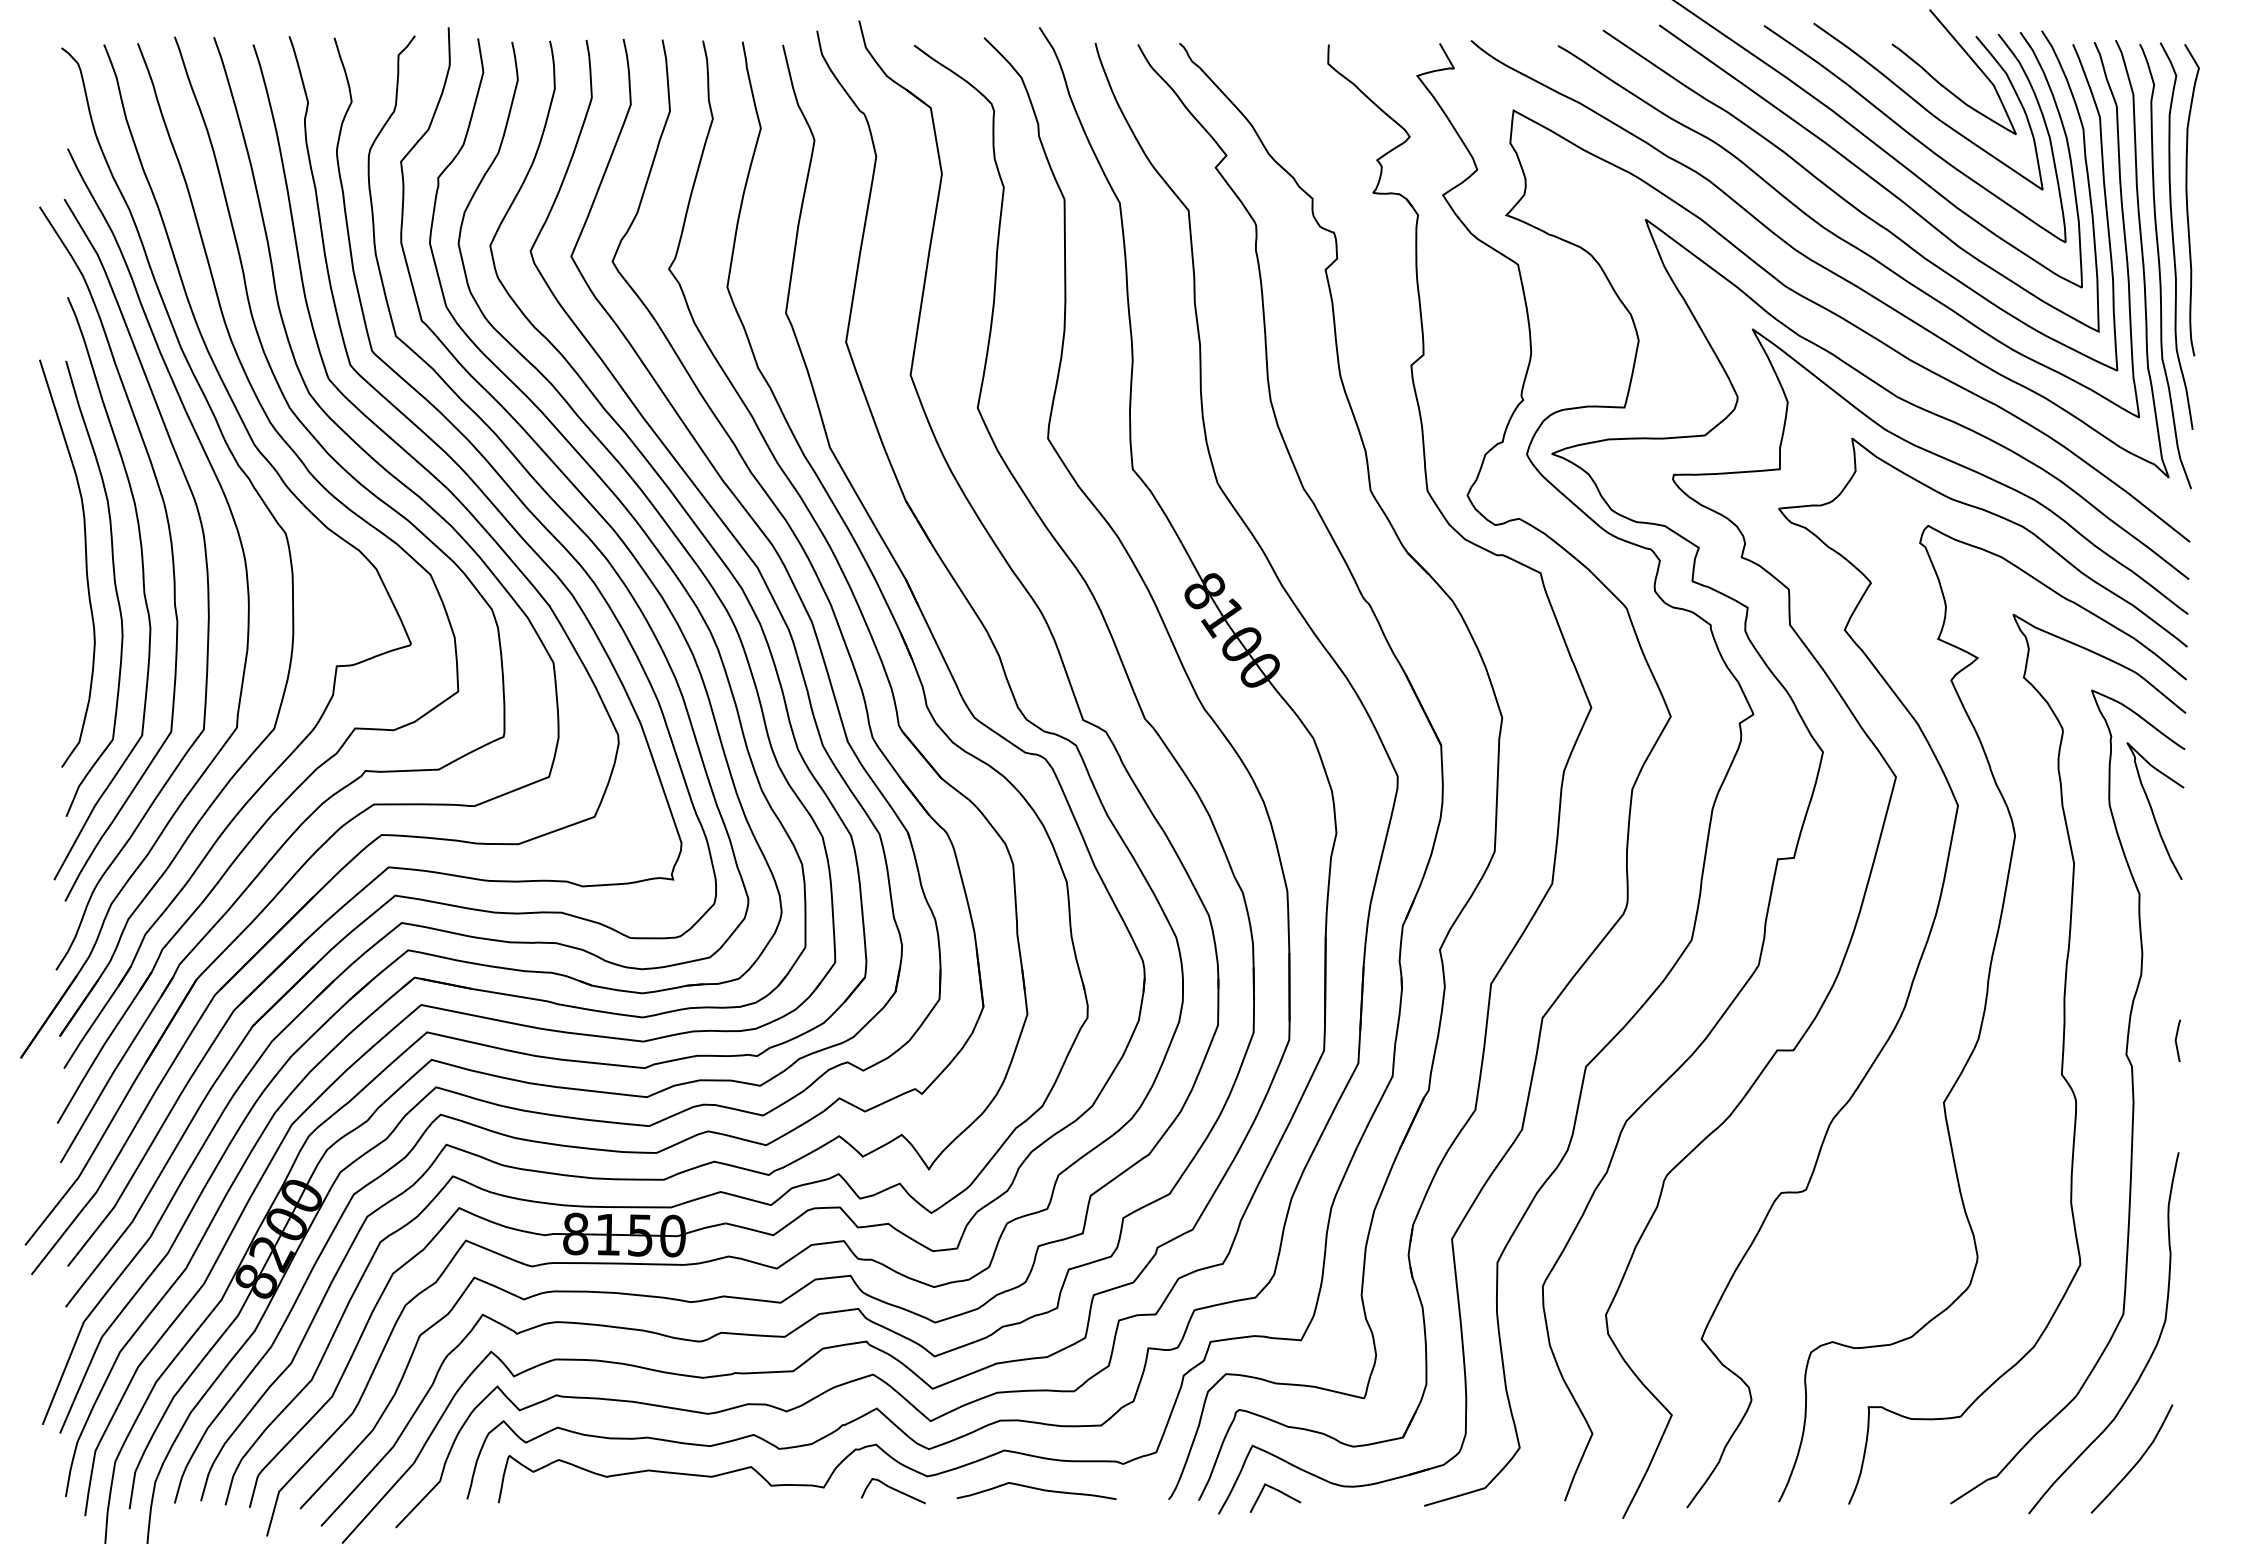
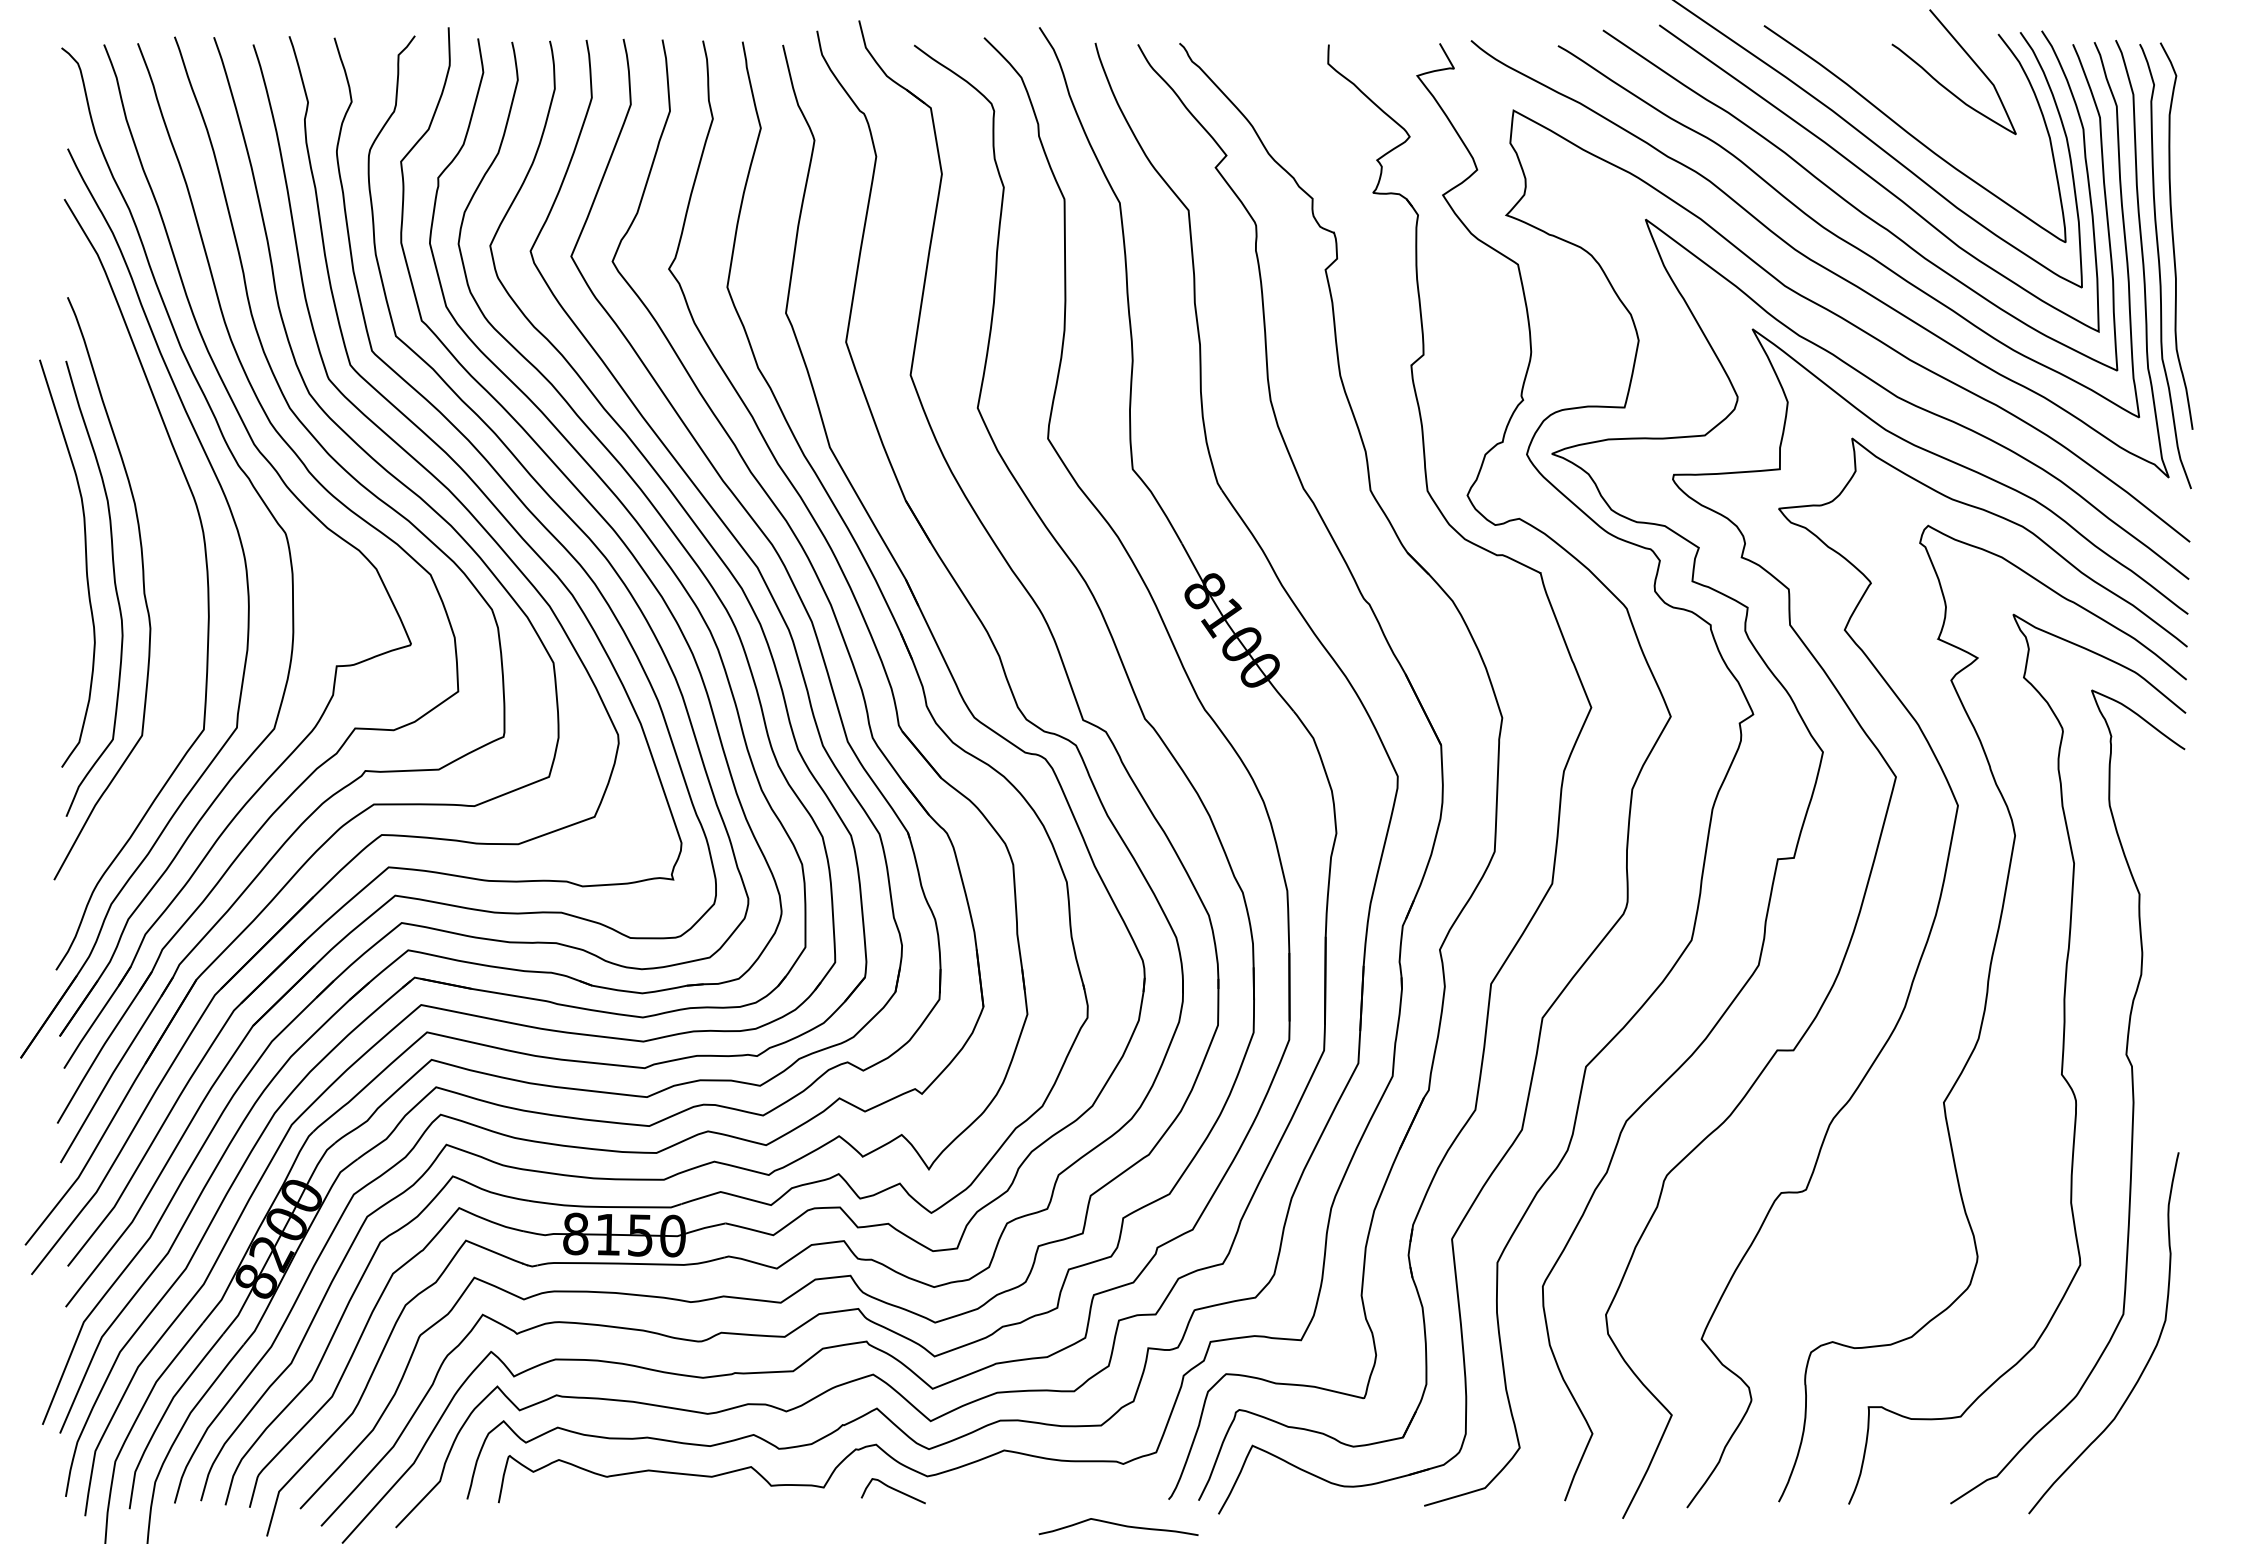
curve: present -> none (1926, 108)
curve: present -> none (2187, 200)
curve: present -> none (170, 545)
curve: present -> none (2153, 811)
curve: present -> none (2176, 1040)
curve: present -> none (2136, 1462)
curve position: (1036, 1489) -> (1118, 1525) (1118, 1525)
curve: present -> none (1277, 1491)
